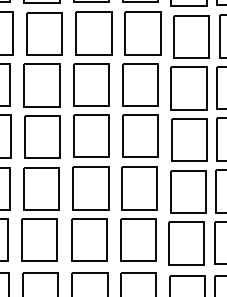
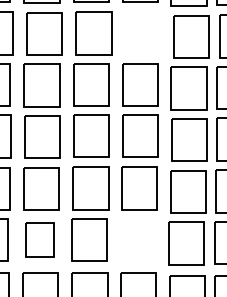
part: present -> none (142, 33)
part size: 37x44 px -> 30x36 px (39, 239)
part: present -> none (138, 239)
